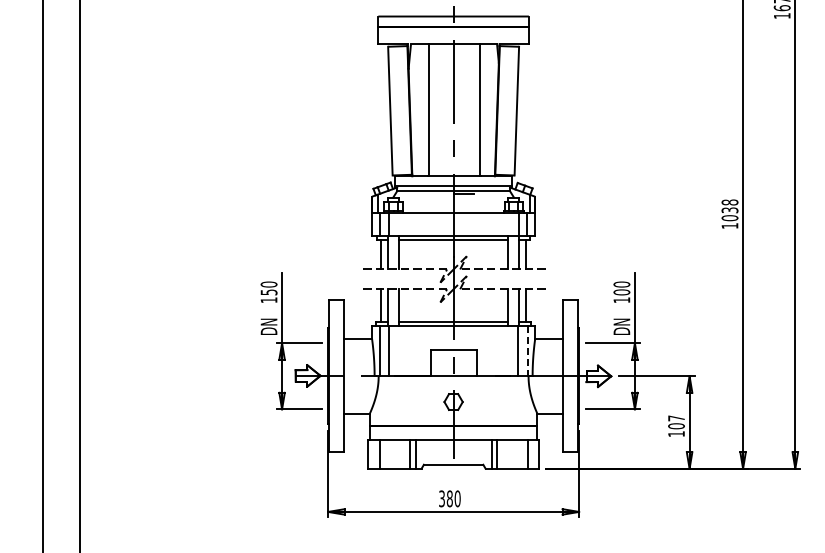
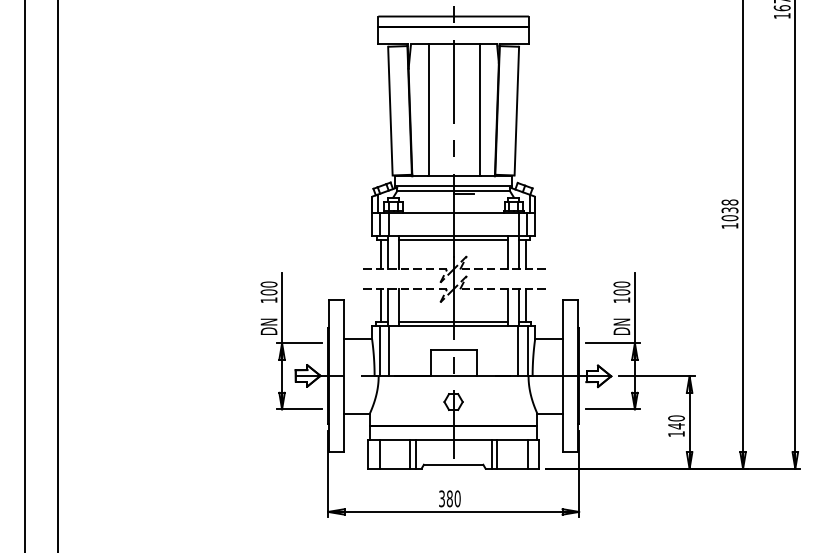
line position: (42, 275) -> (24, 275) (24, 275)
line position: (79, 275) -> (57, 275) (57, 275)
text: 150 -> 100 (268, 292)
line: dashed -> solid (527, 351)
text: 107 -> 140 (676, 422)
